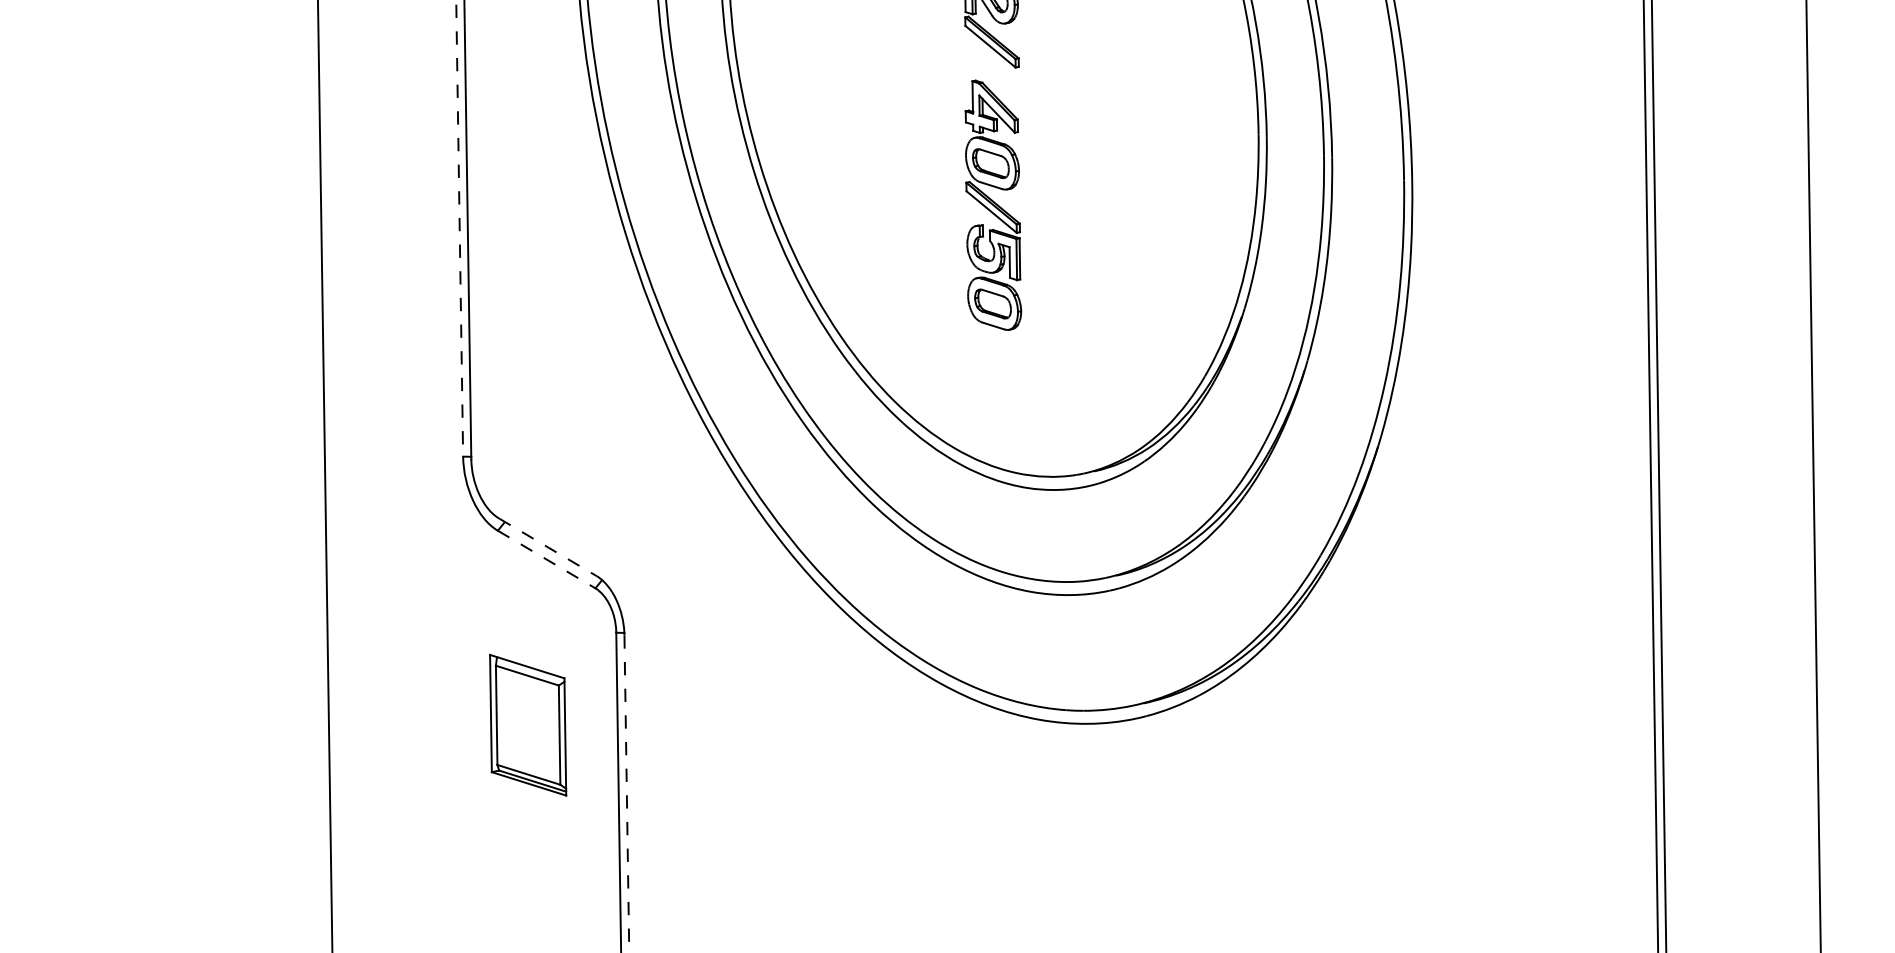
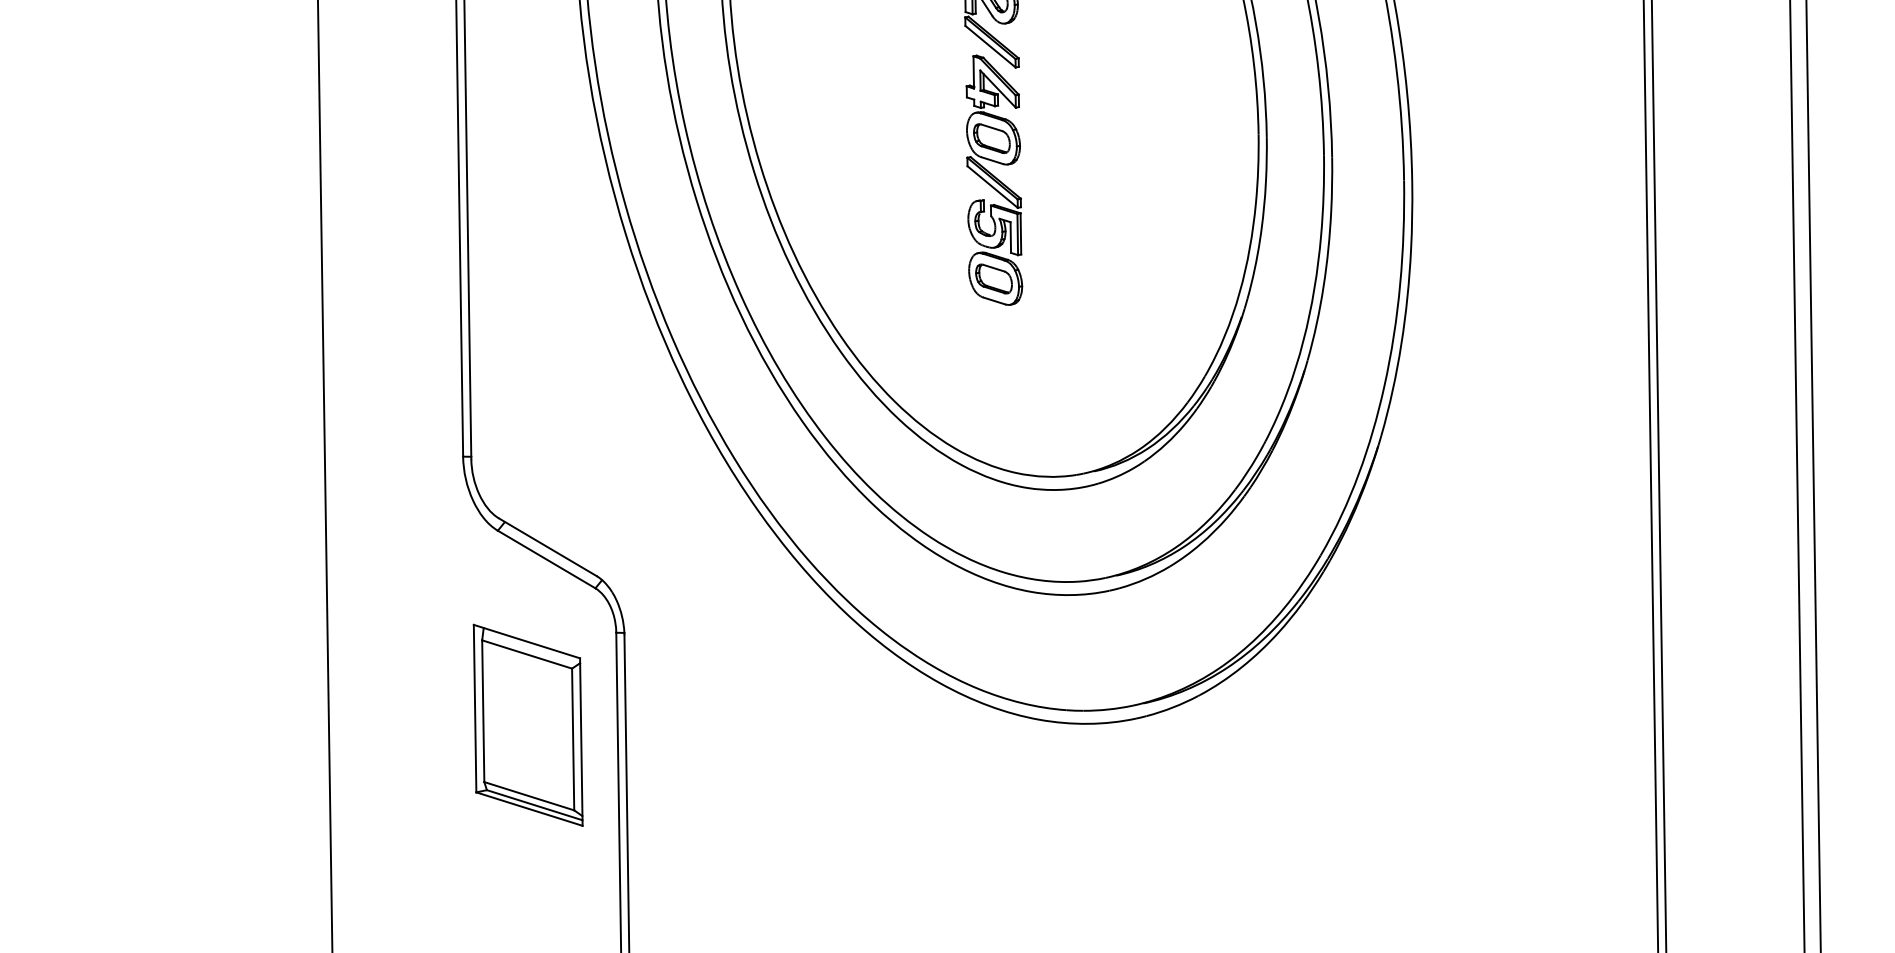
part position: (993, 204) -> (994, 179) (994, 179)
line: dashed -> solid (459, 228)
line: none -> present (1797, 475)
line: dashed -> solid (547, 547)
line: dashed -> solid (546, 559)
part size: 79x144 px -> 112x204 px (527, 724)
line: dashed -> solid (626, 794)
